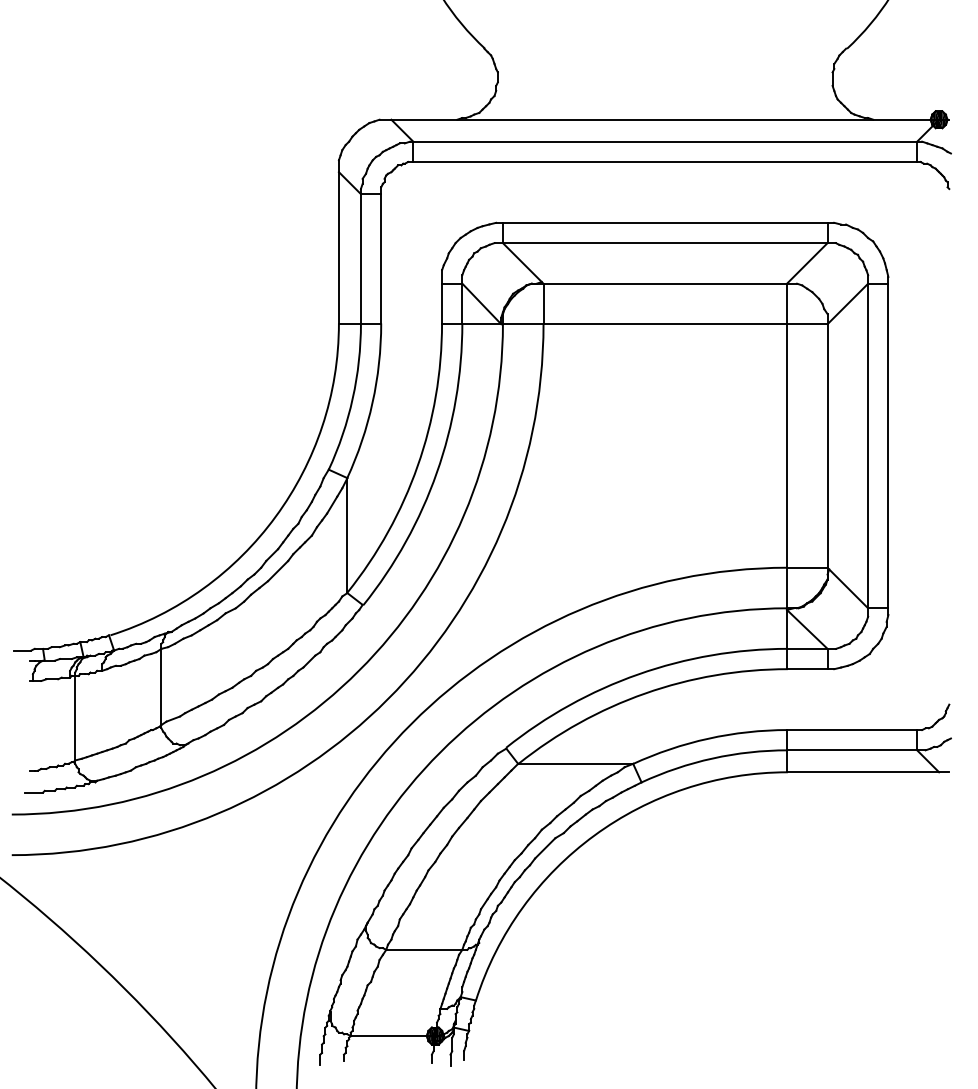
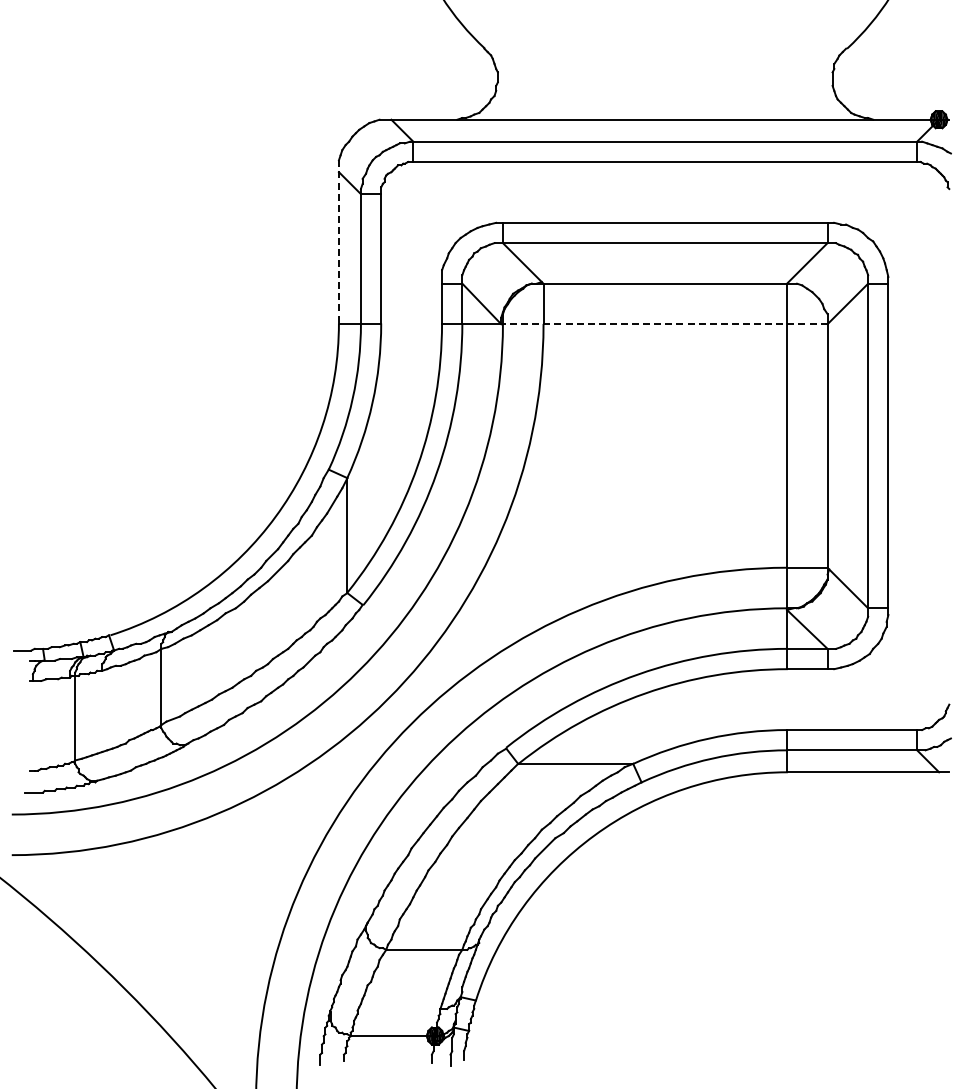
line: solid -> dashed (338, 242)
line: solid -> dashed (664, 324)
